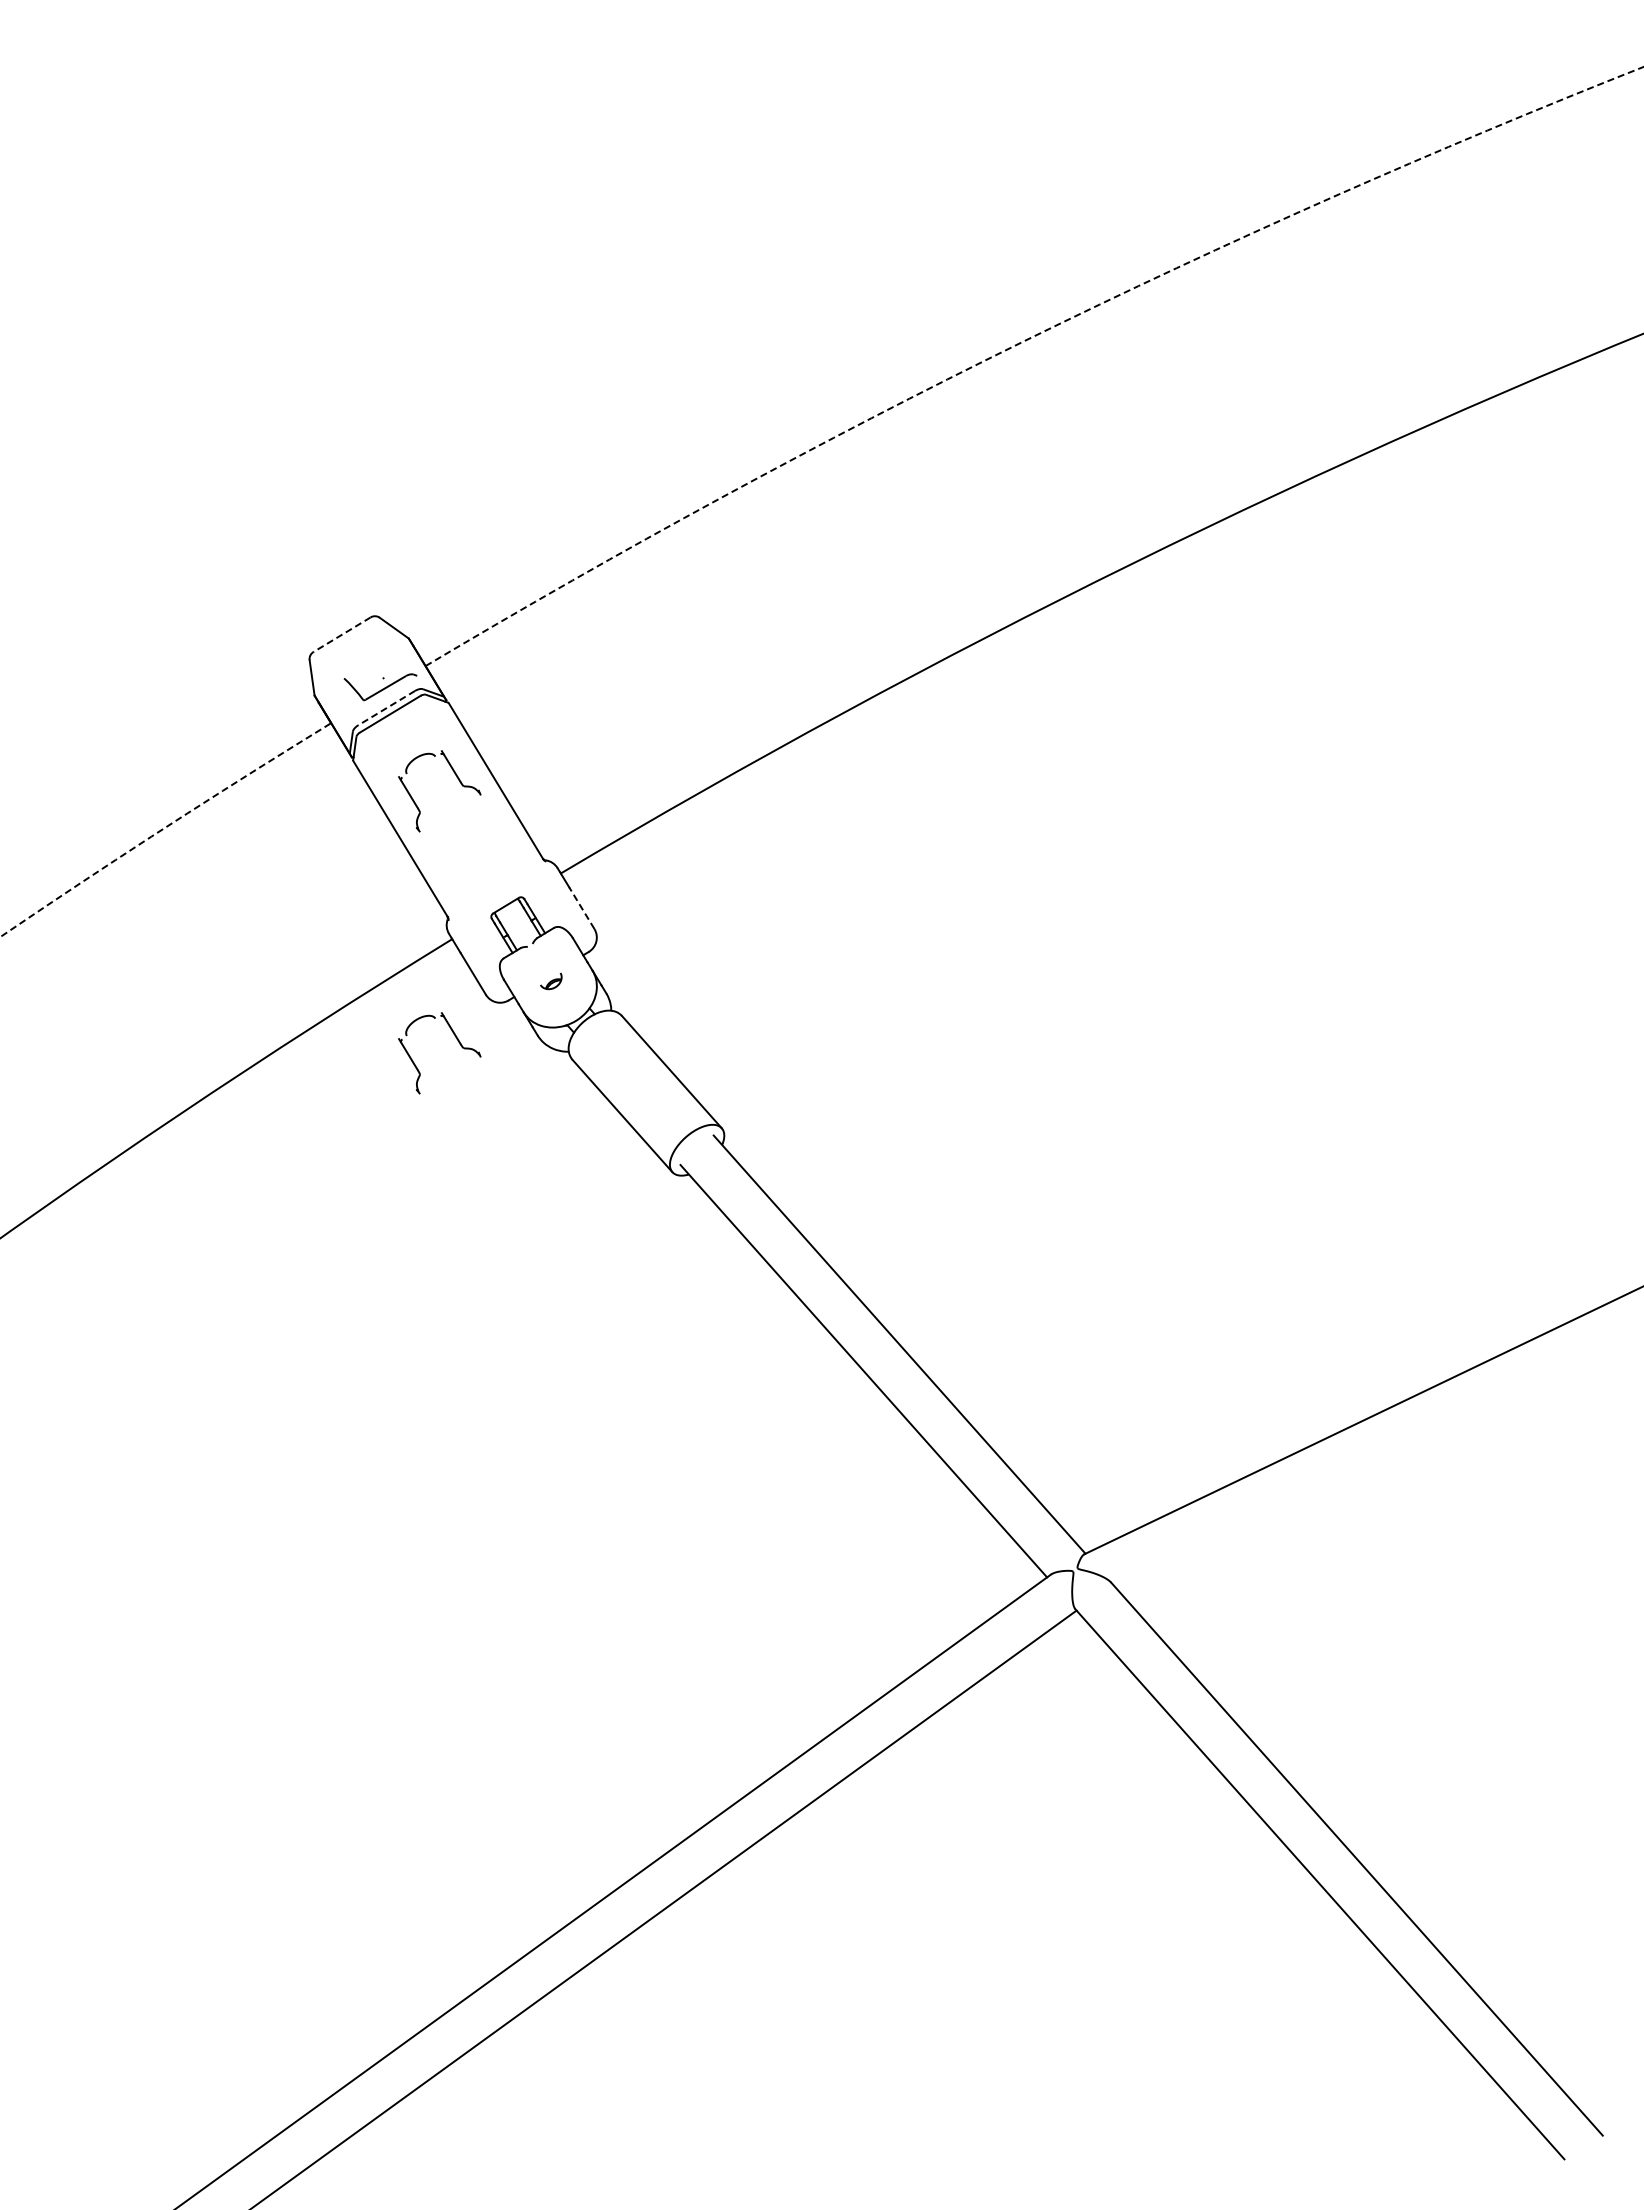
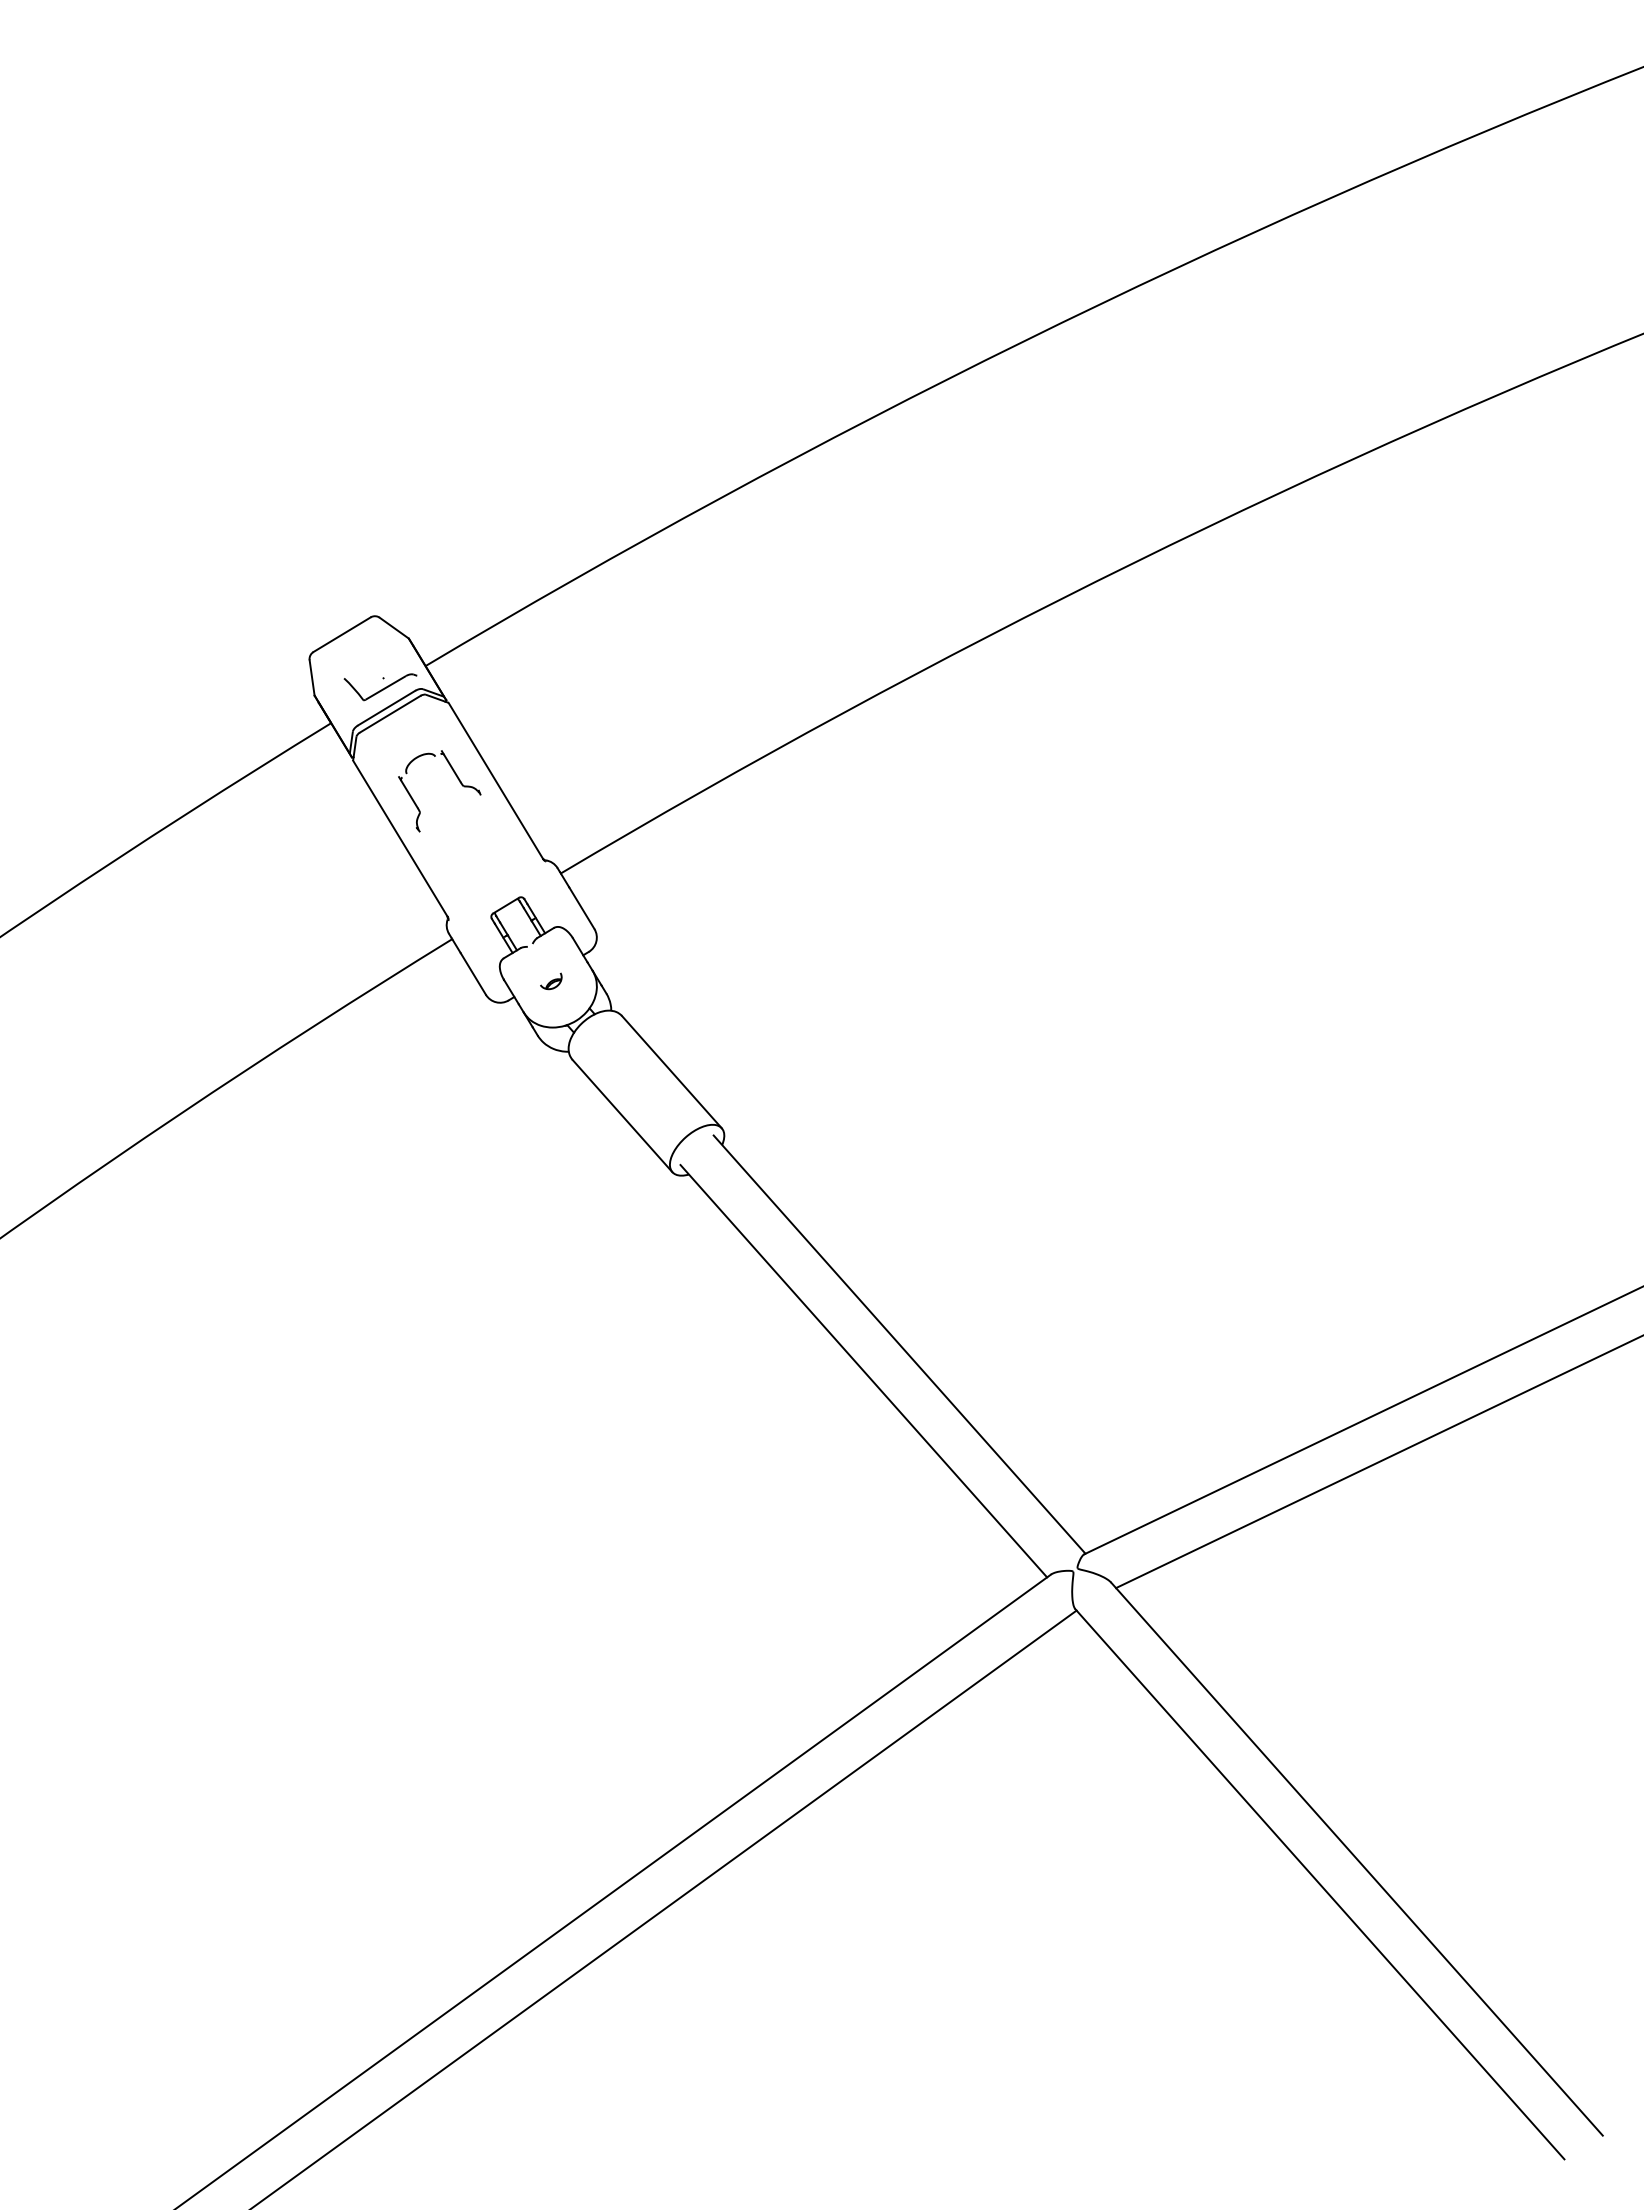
arc: dashed -> solid (1023, 341)
line: dashed -> solid (341, 634)
line: dashed -> solid (386, 708)
arc: dashed -> solid (164, 828)
line: dashed -> solid (581, 907)
part: present -> none (459, 1044)
line: none -> present (1378, 1462)
